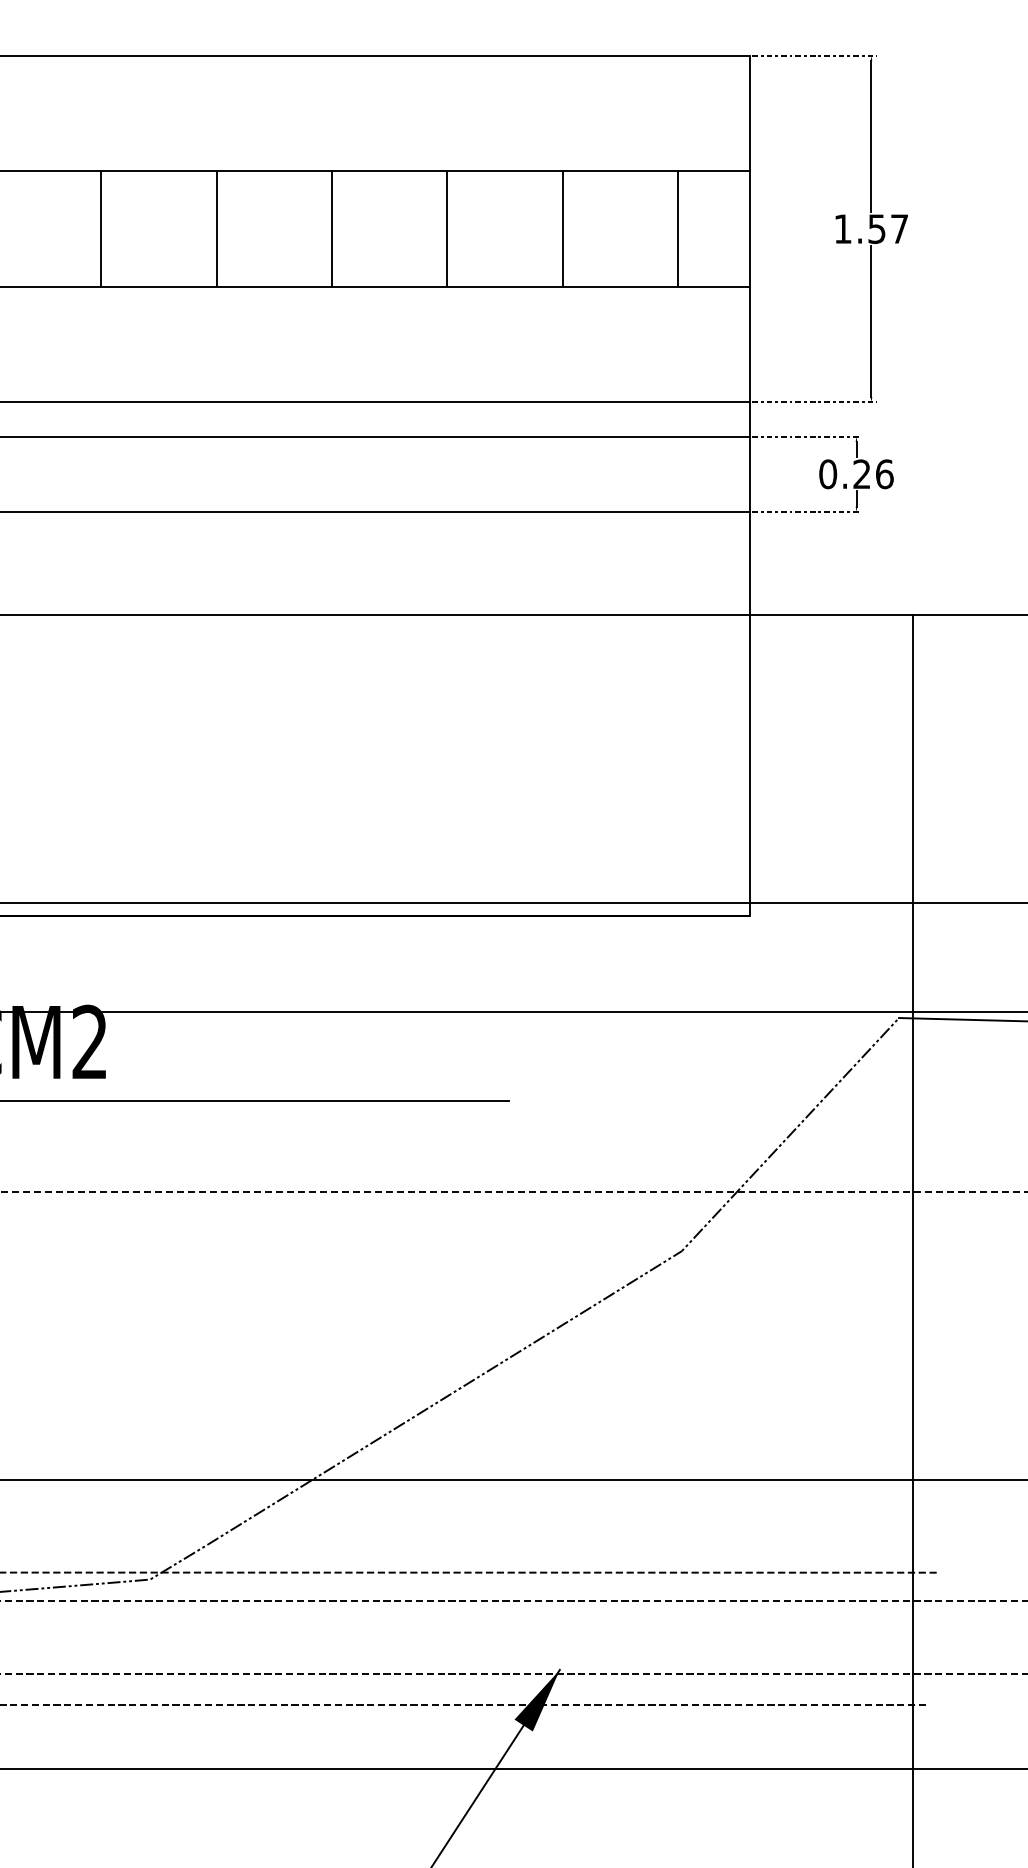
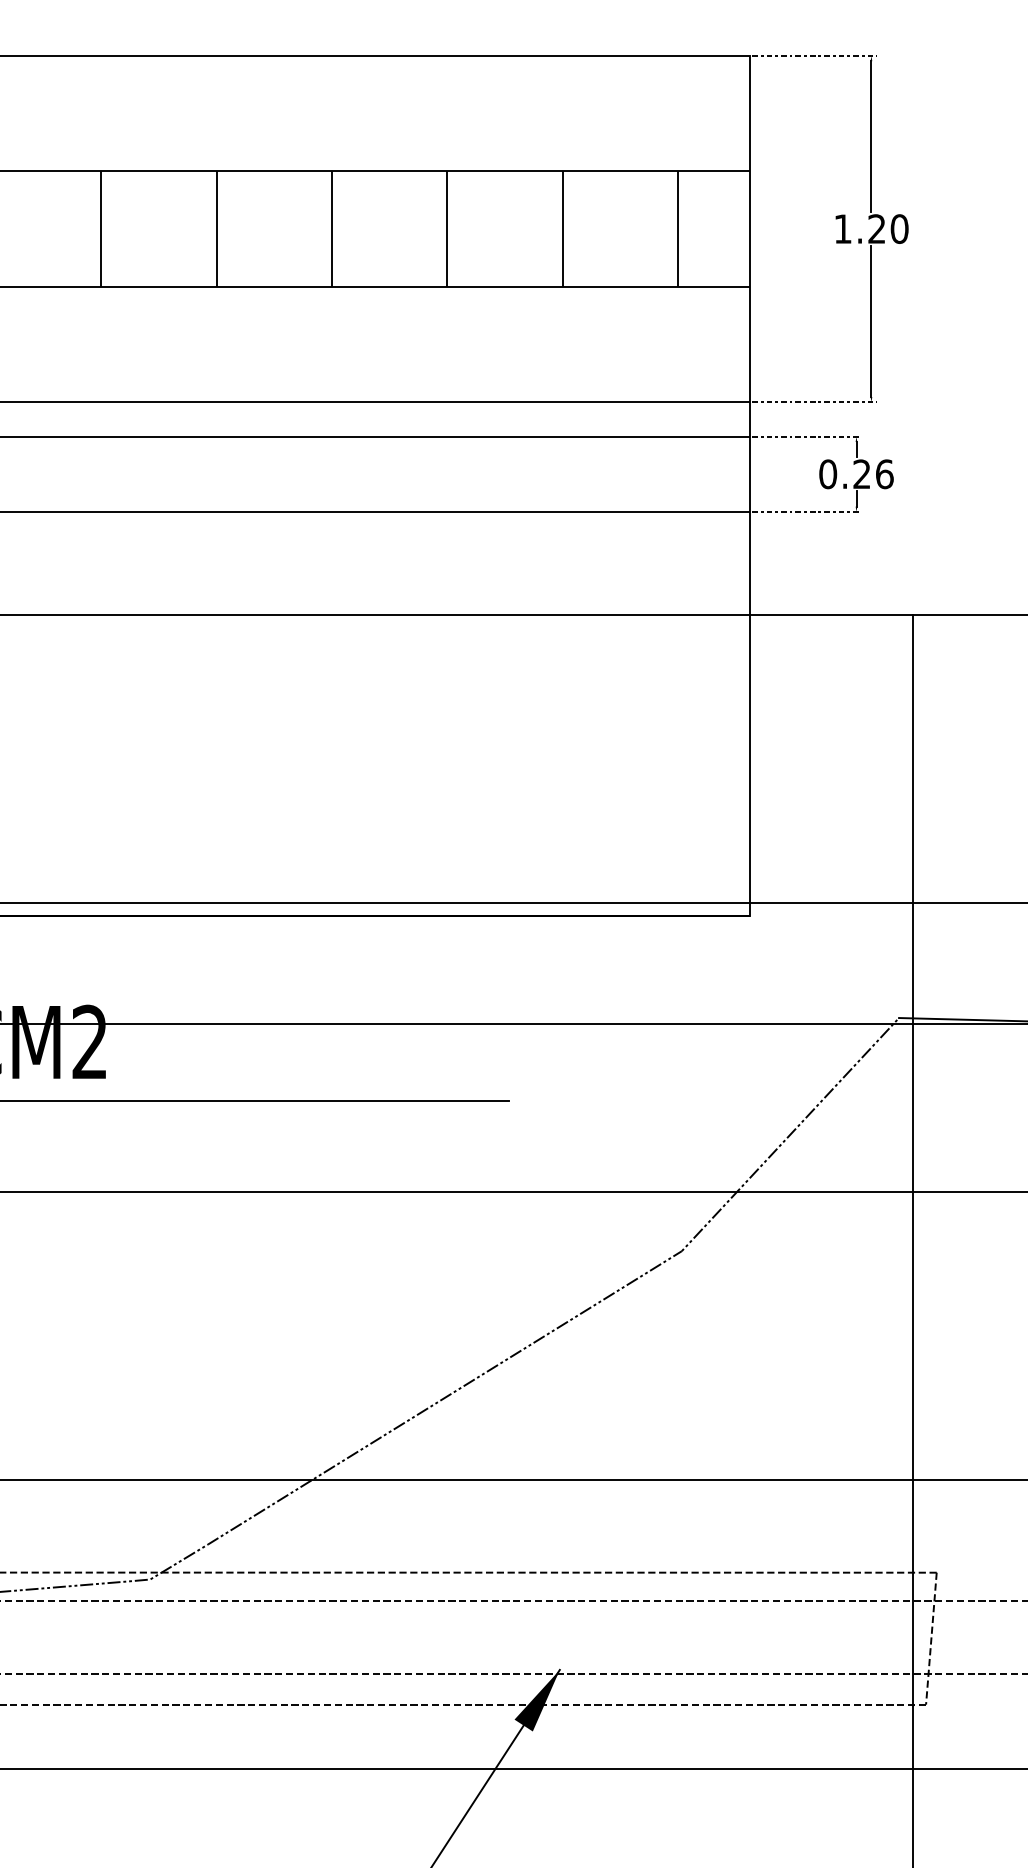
text: 1.57 -> 1.20 (888, 228)
line position: (513, 1012) -> (513, 1024) (513, 1024)
line: dashed -> solid (514, 1191)
line: none -> present (931, 1638)
